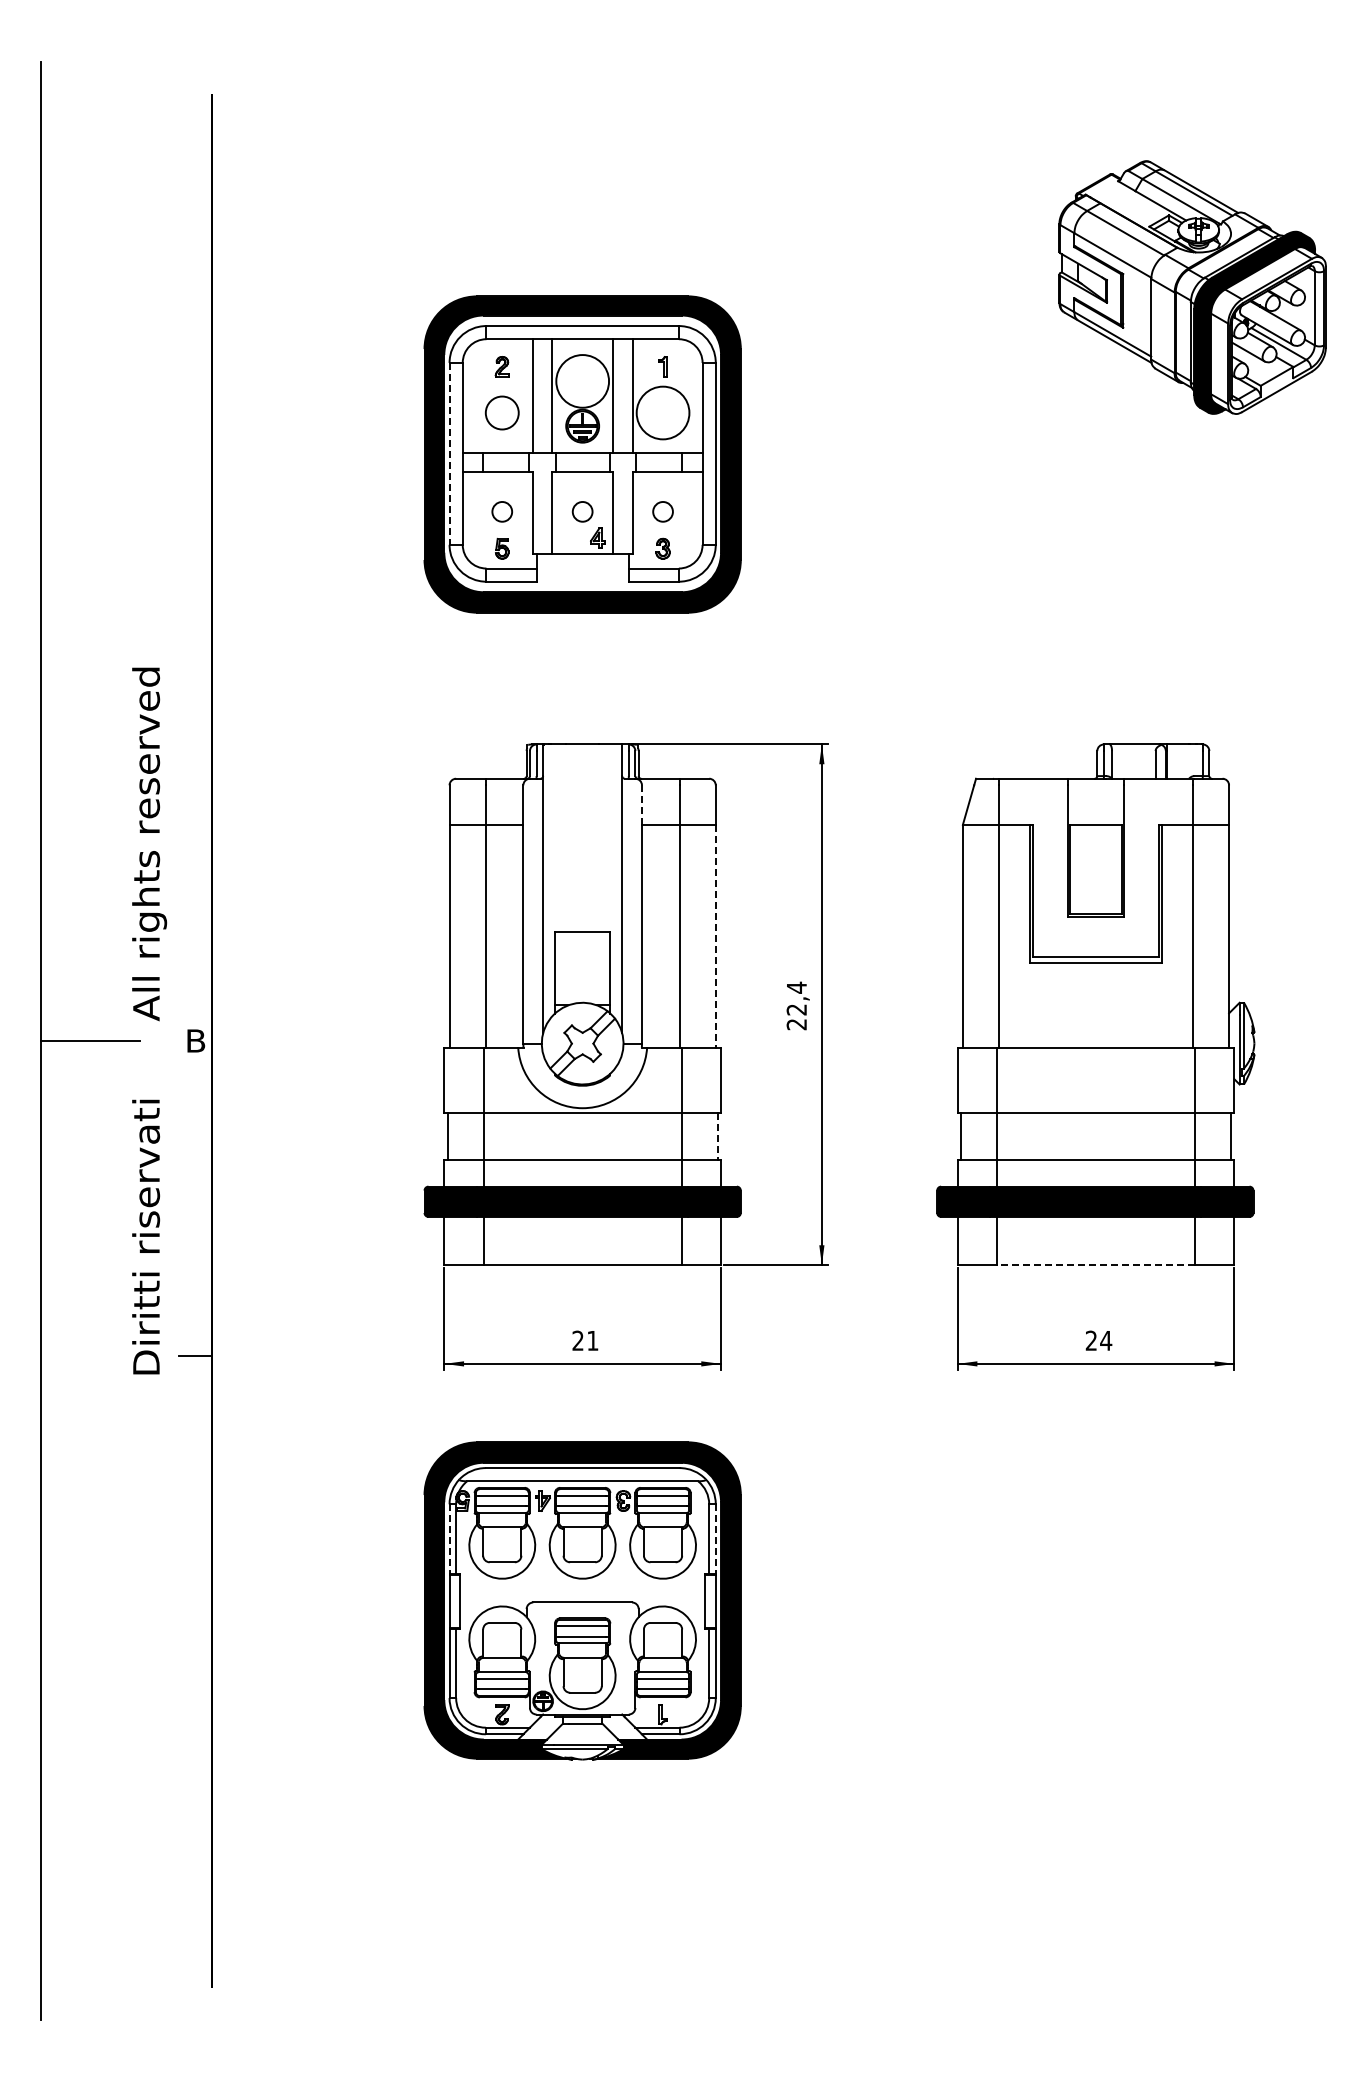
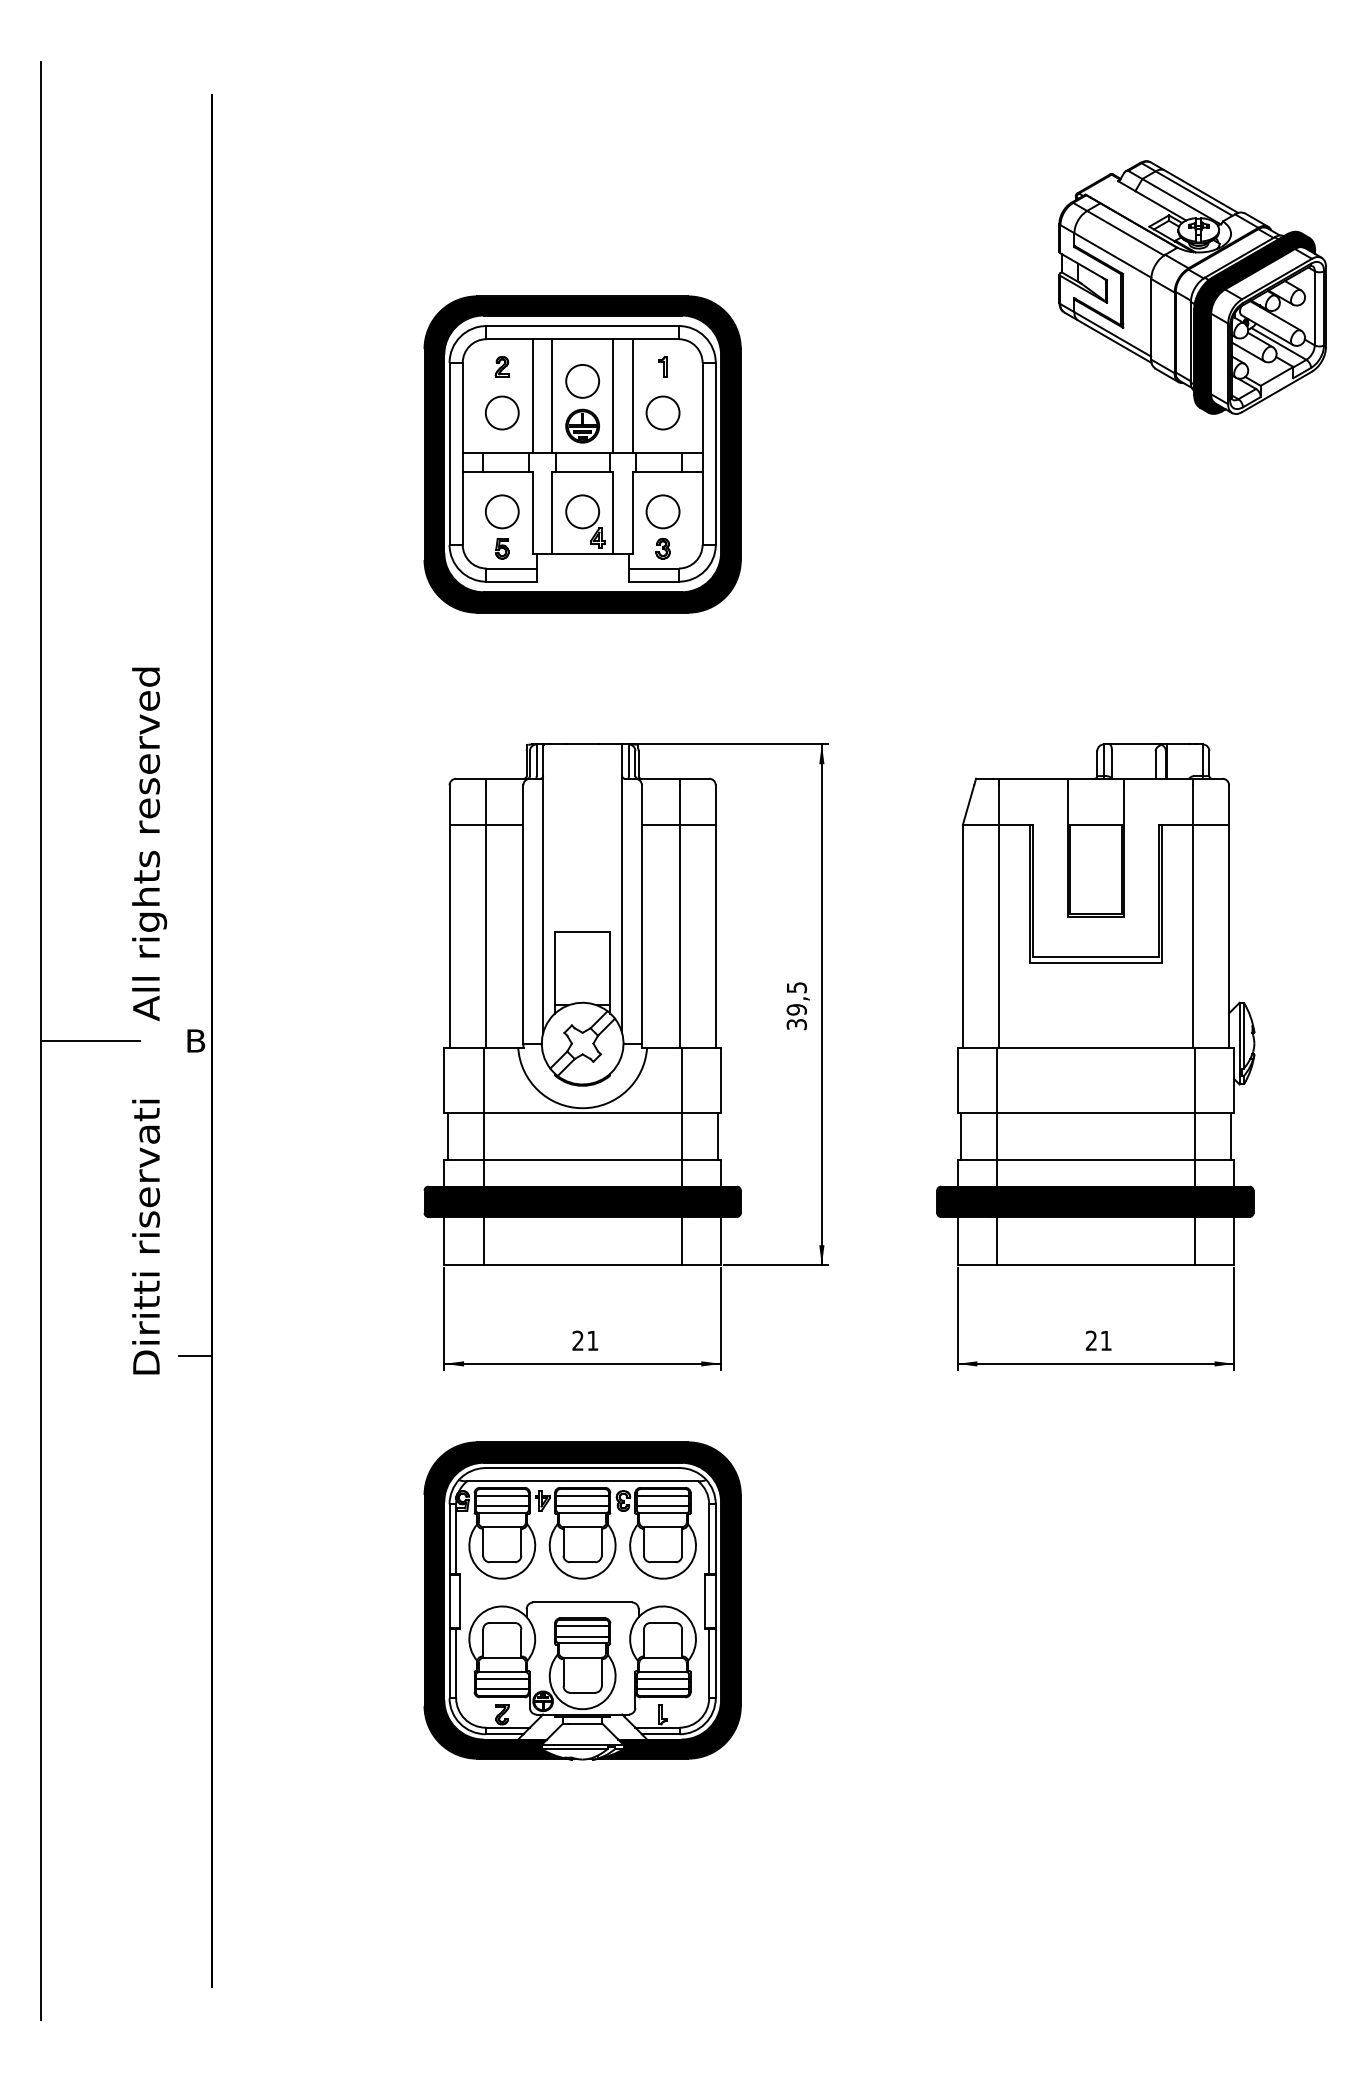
circle diameter: 53 px -> 33 px (582, 380)
circle diameter: 53 px -> 33 px (662, 412)
line: dashed -> solid (449, 453)
circle diameter: 20 px -> 33 px (501, 511)
circle diameter: 20 px -> 33 px (582, 511)
circle diameter: 20 px -> 33 px (662, 511)
line: dashed -> solid (641, 805)
line: dashed -> solid (715, 936)
text: 22,4 -> 39,5 (796, 1005)
line: dashed -> solid (717, 1137)
line: dashed -> solid (1096, 1265)
text: 24 -> 21 (1106, 1340)
line: dashed -> solid (449, 1538)
line: dashed -> solid (715, 1538)
